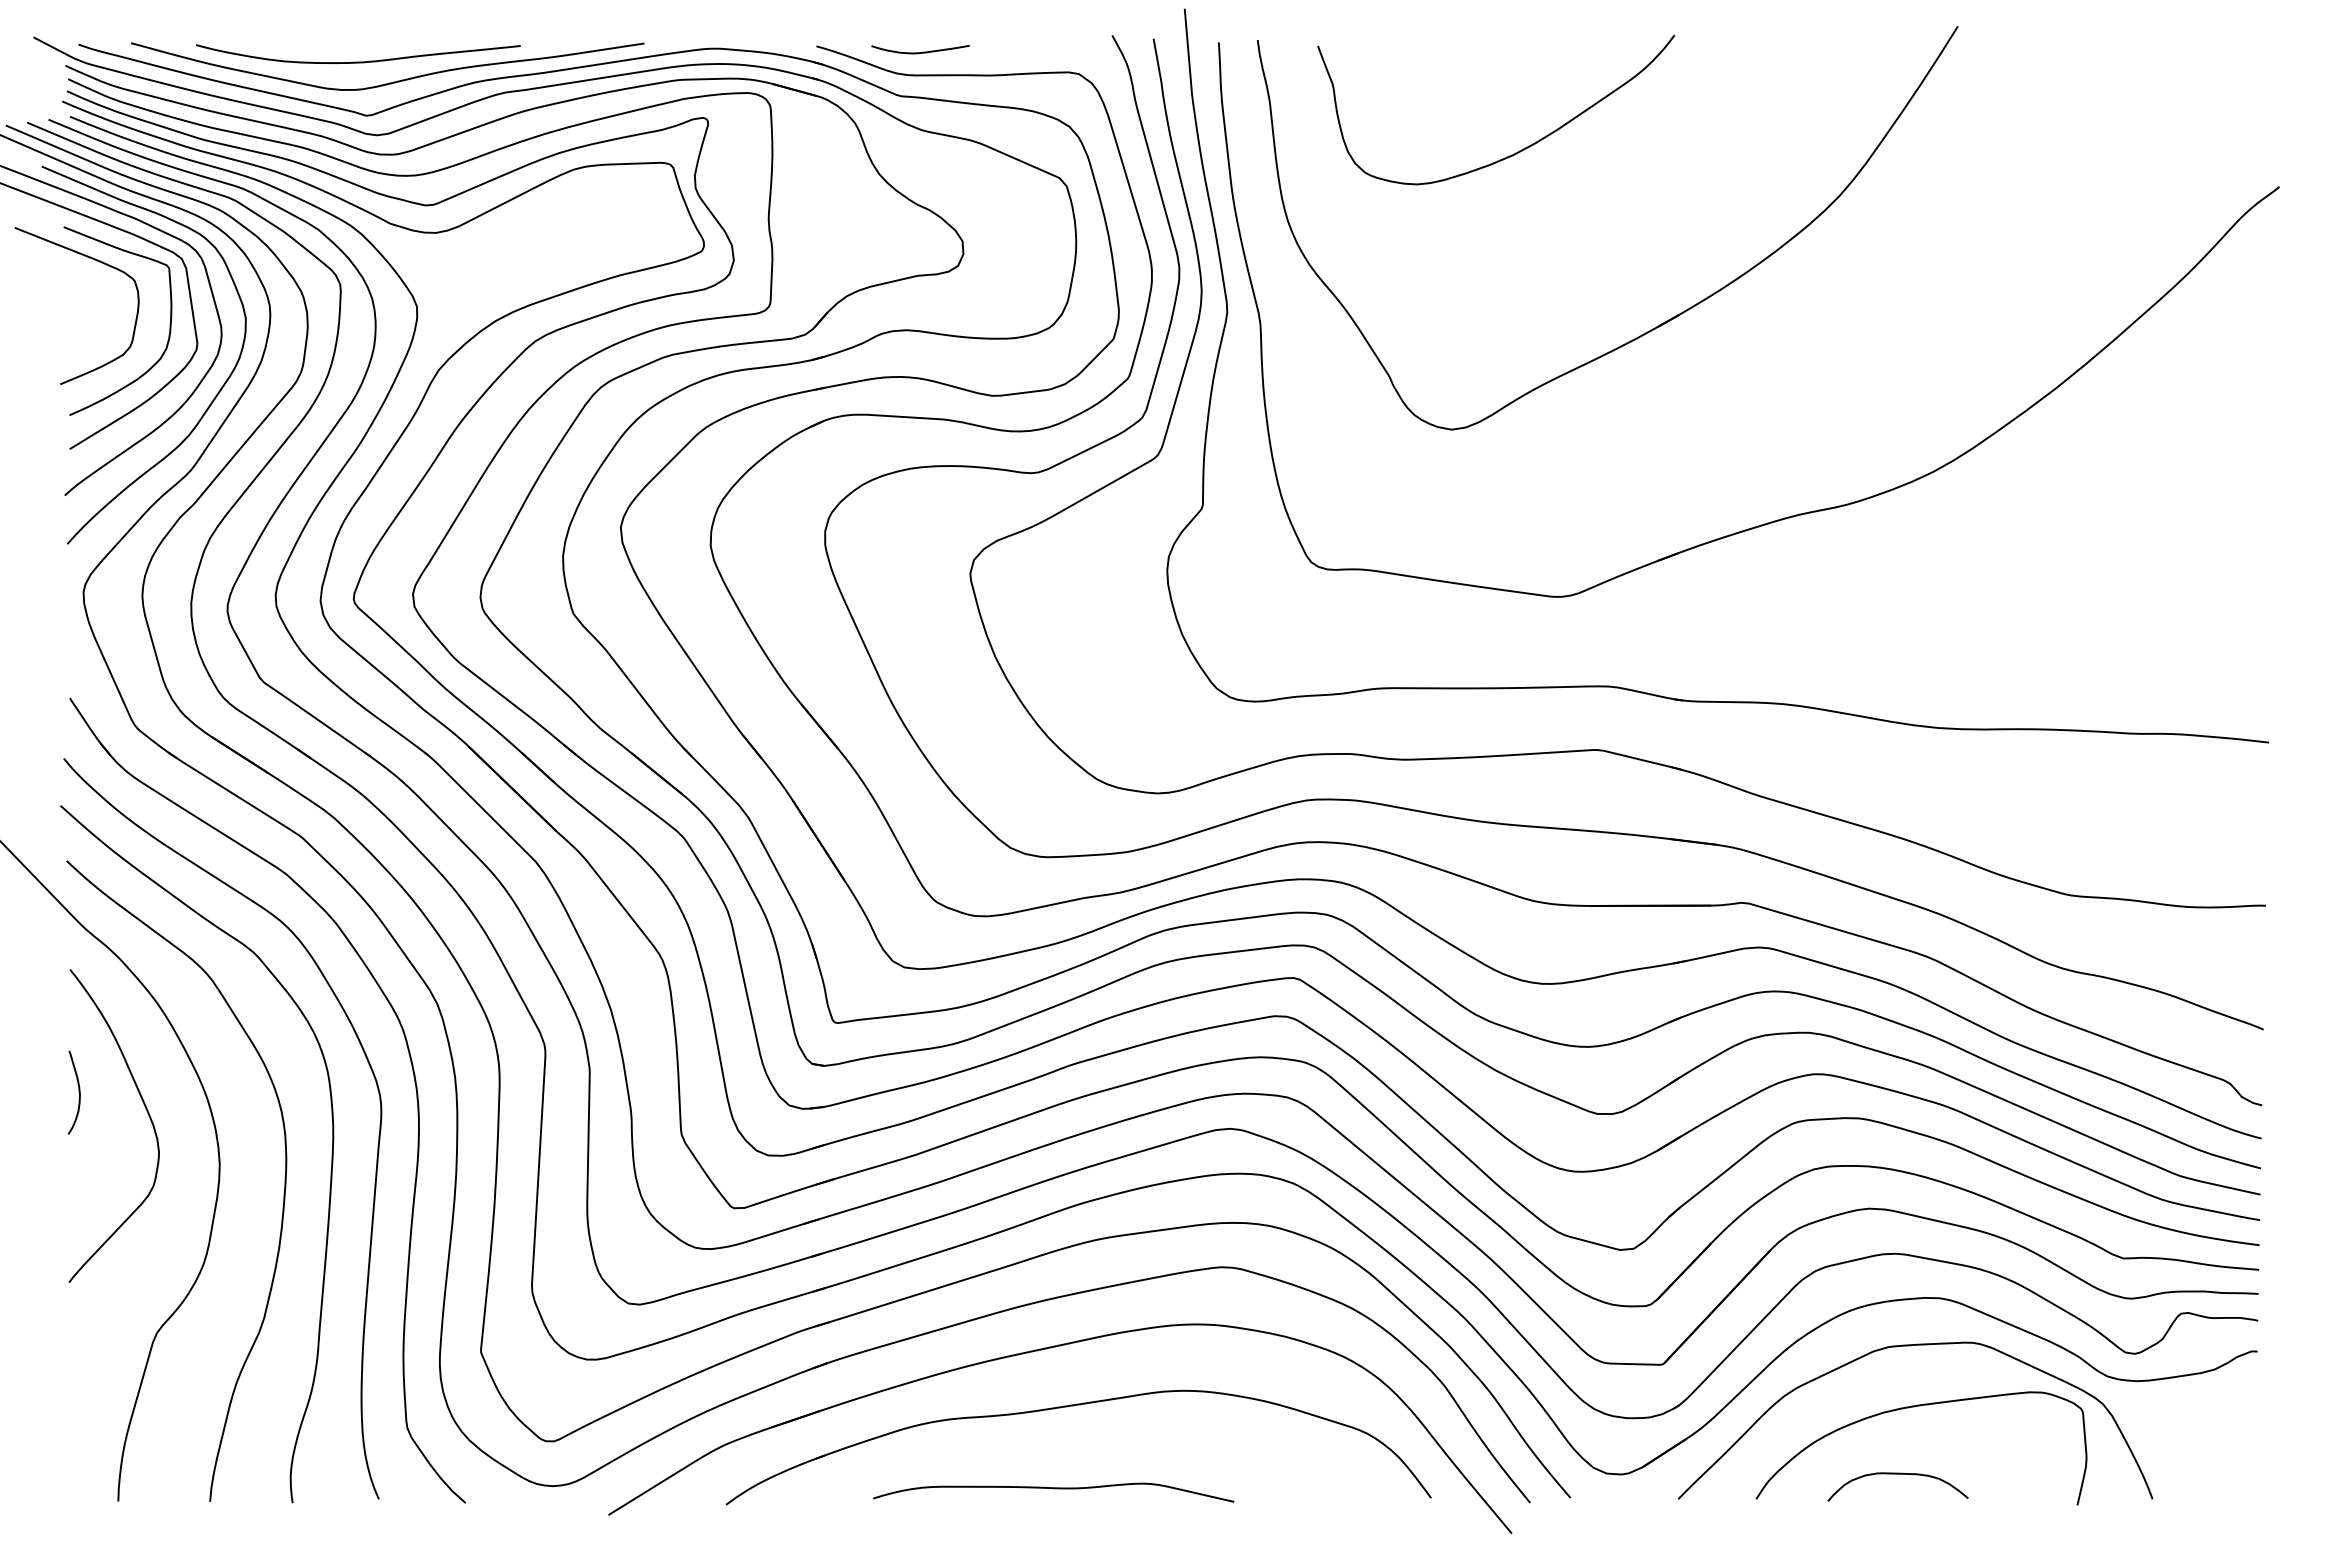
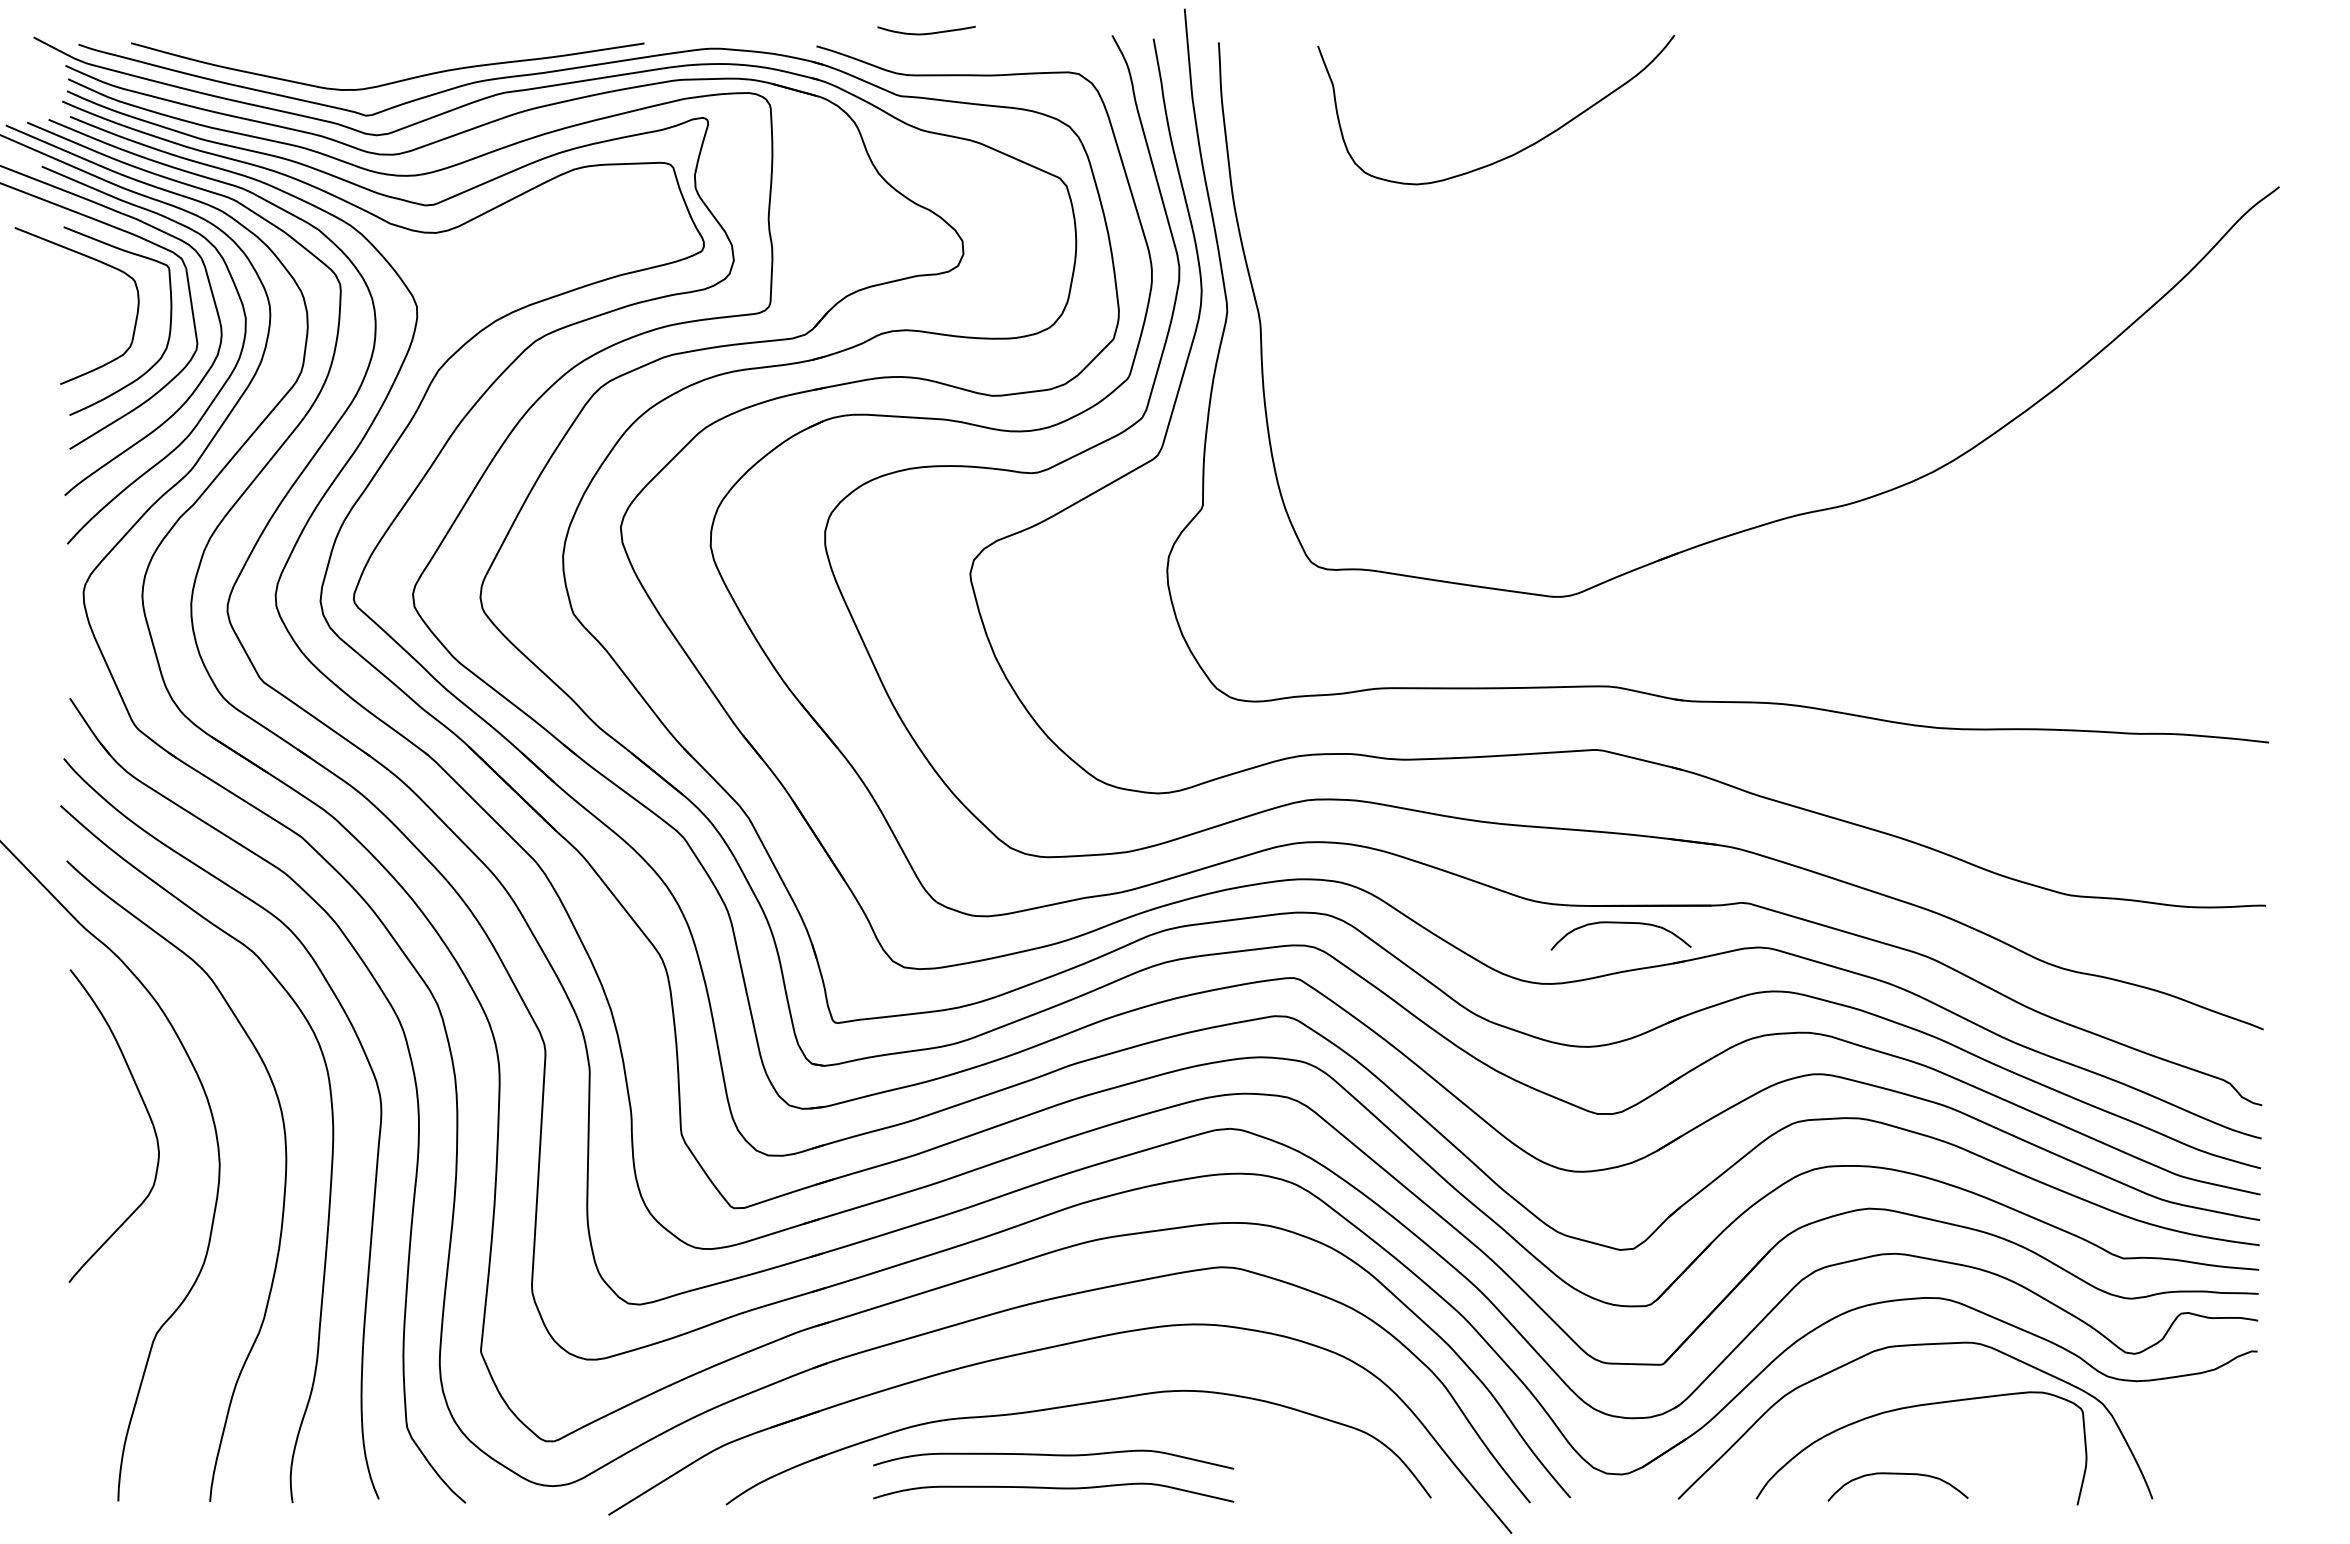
curve position: (922, 51) -> (928, 32) (928, 32)
curve: present -> none (358, 61)
part: present -> none (1659, 324)
curve: none -> present (1620, 923)
curve: present -> none (78, 1092)
curve: none -> present (1053, 1456)
